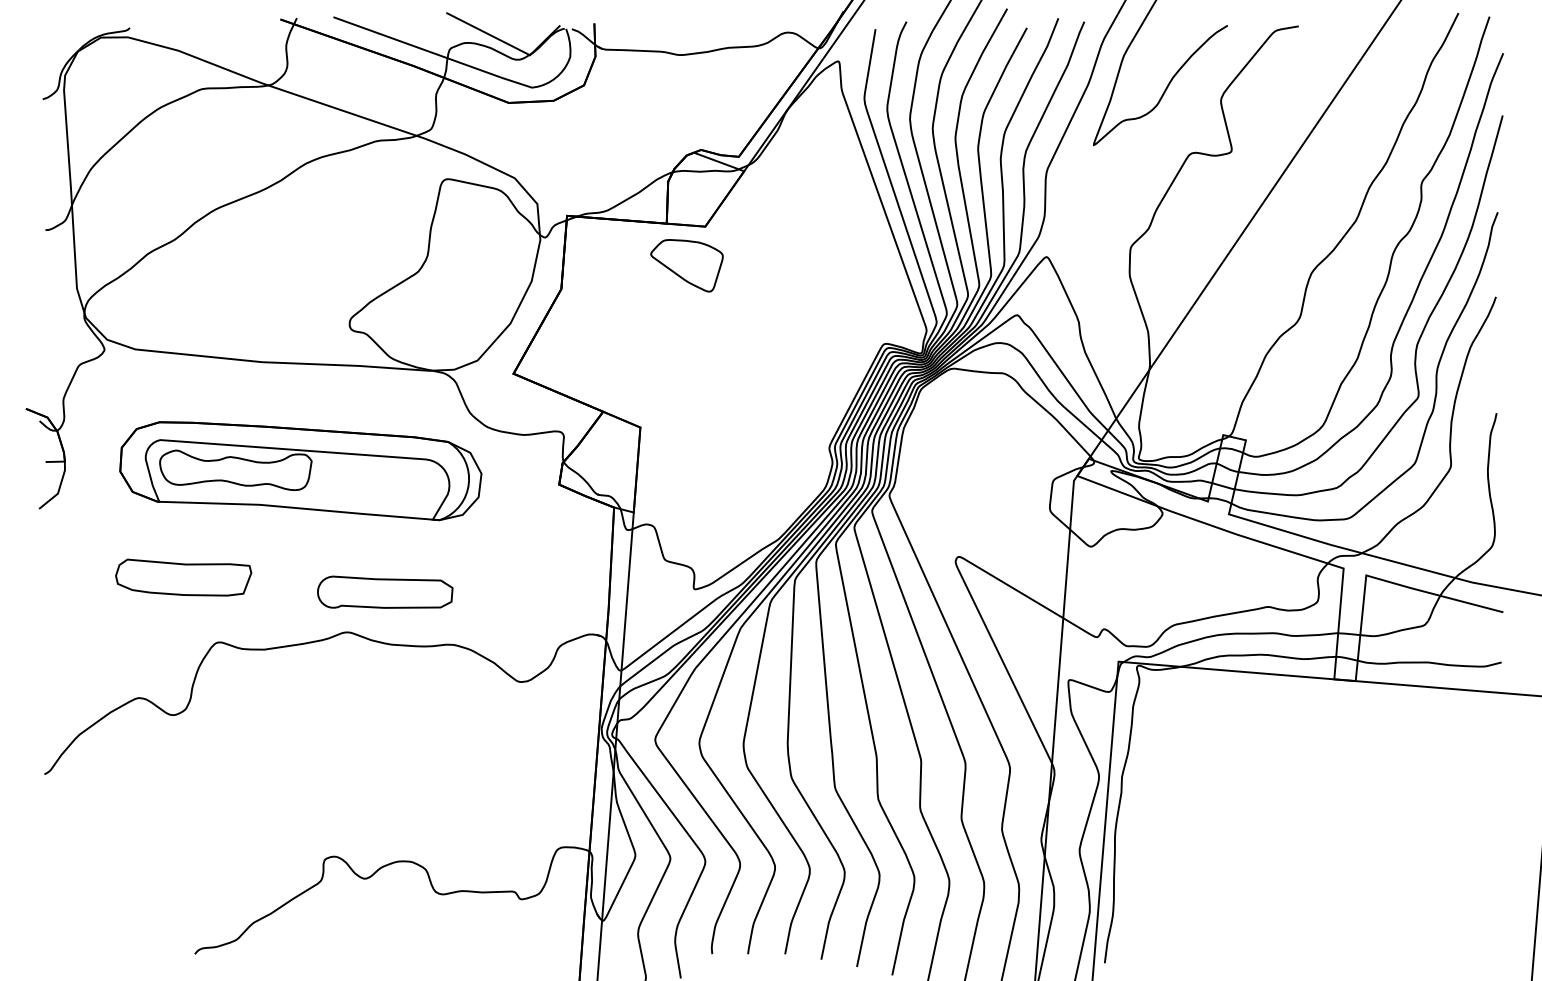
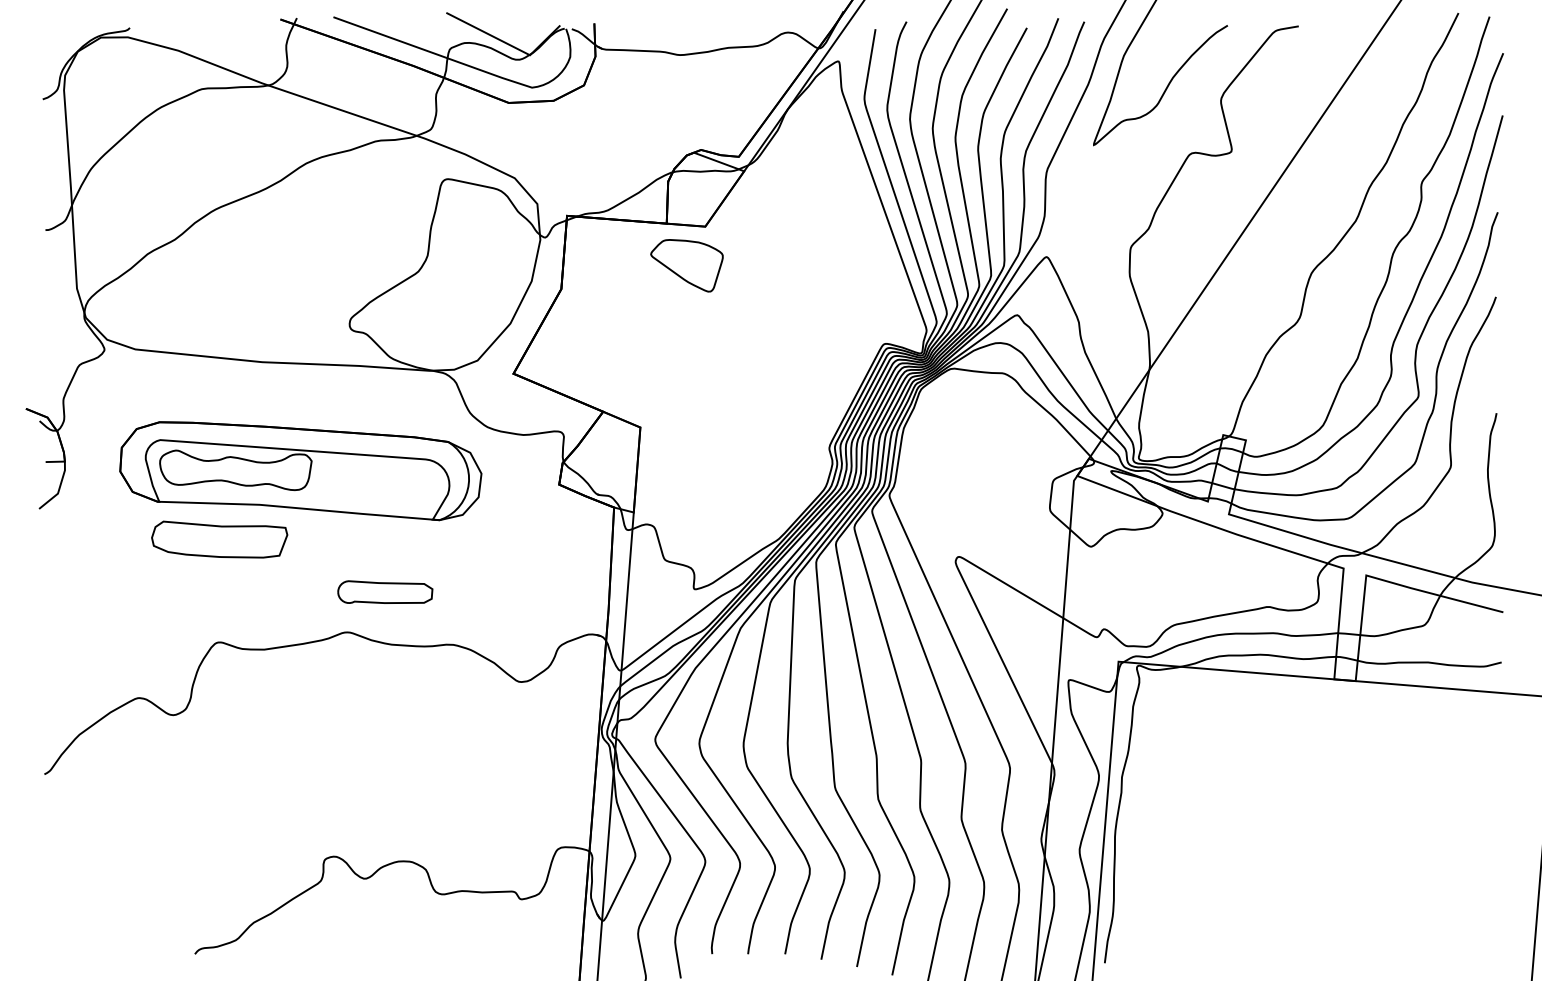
part position: (183, 577) -> (219, 539) (219, 539)
part size: 137x34 px -> 97x24 px (385, 591)
